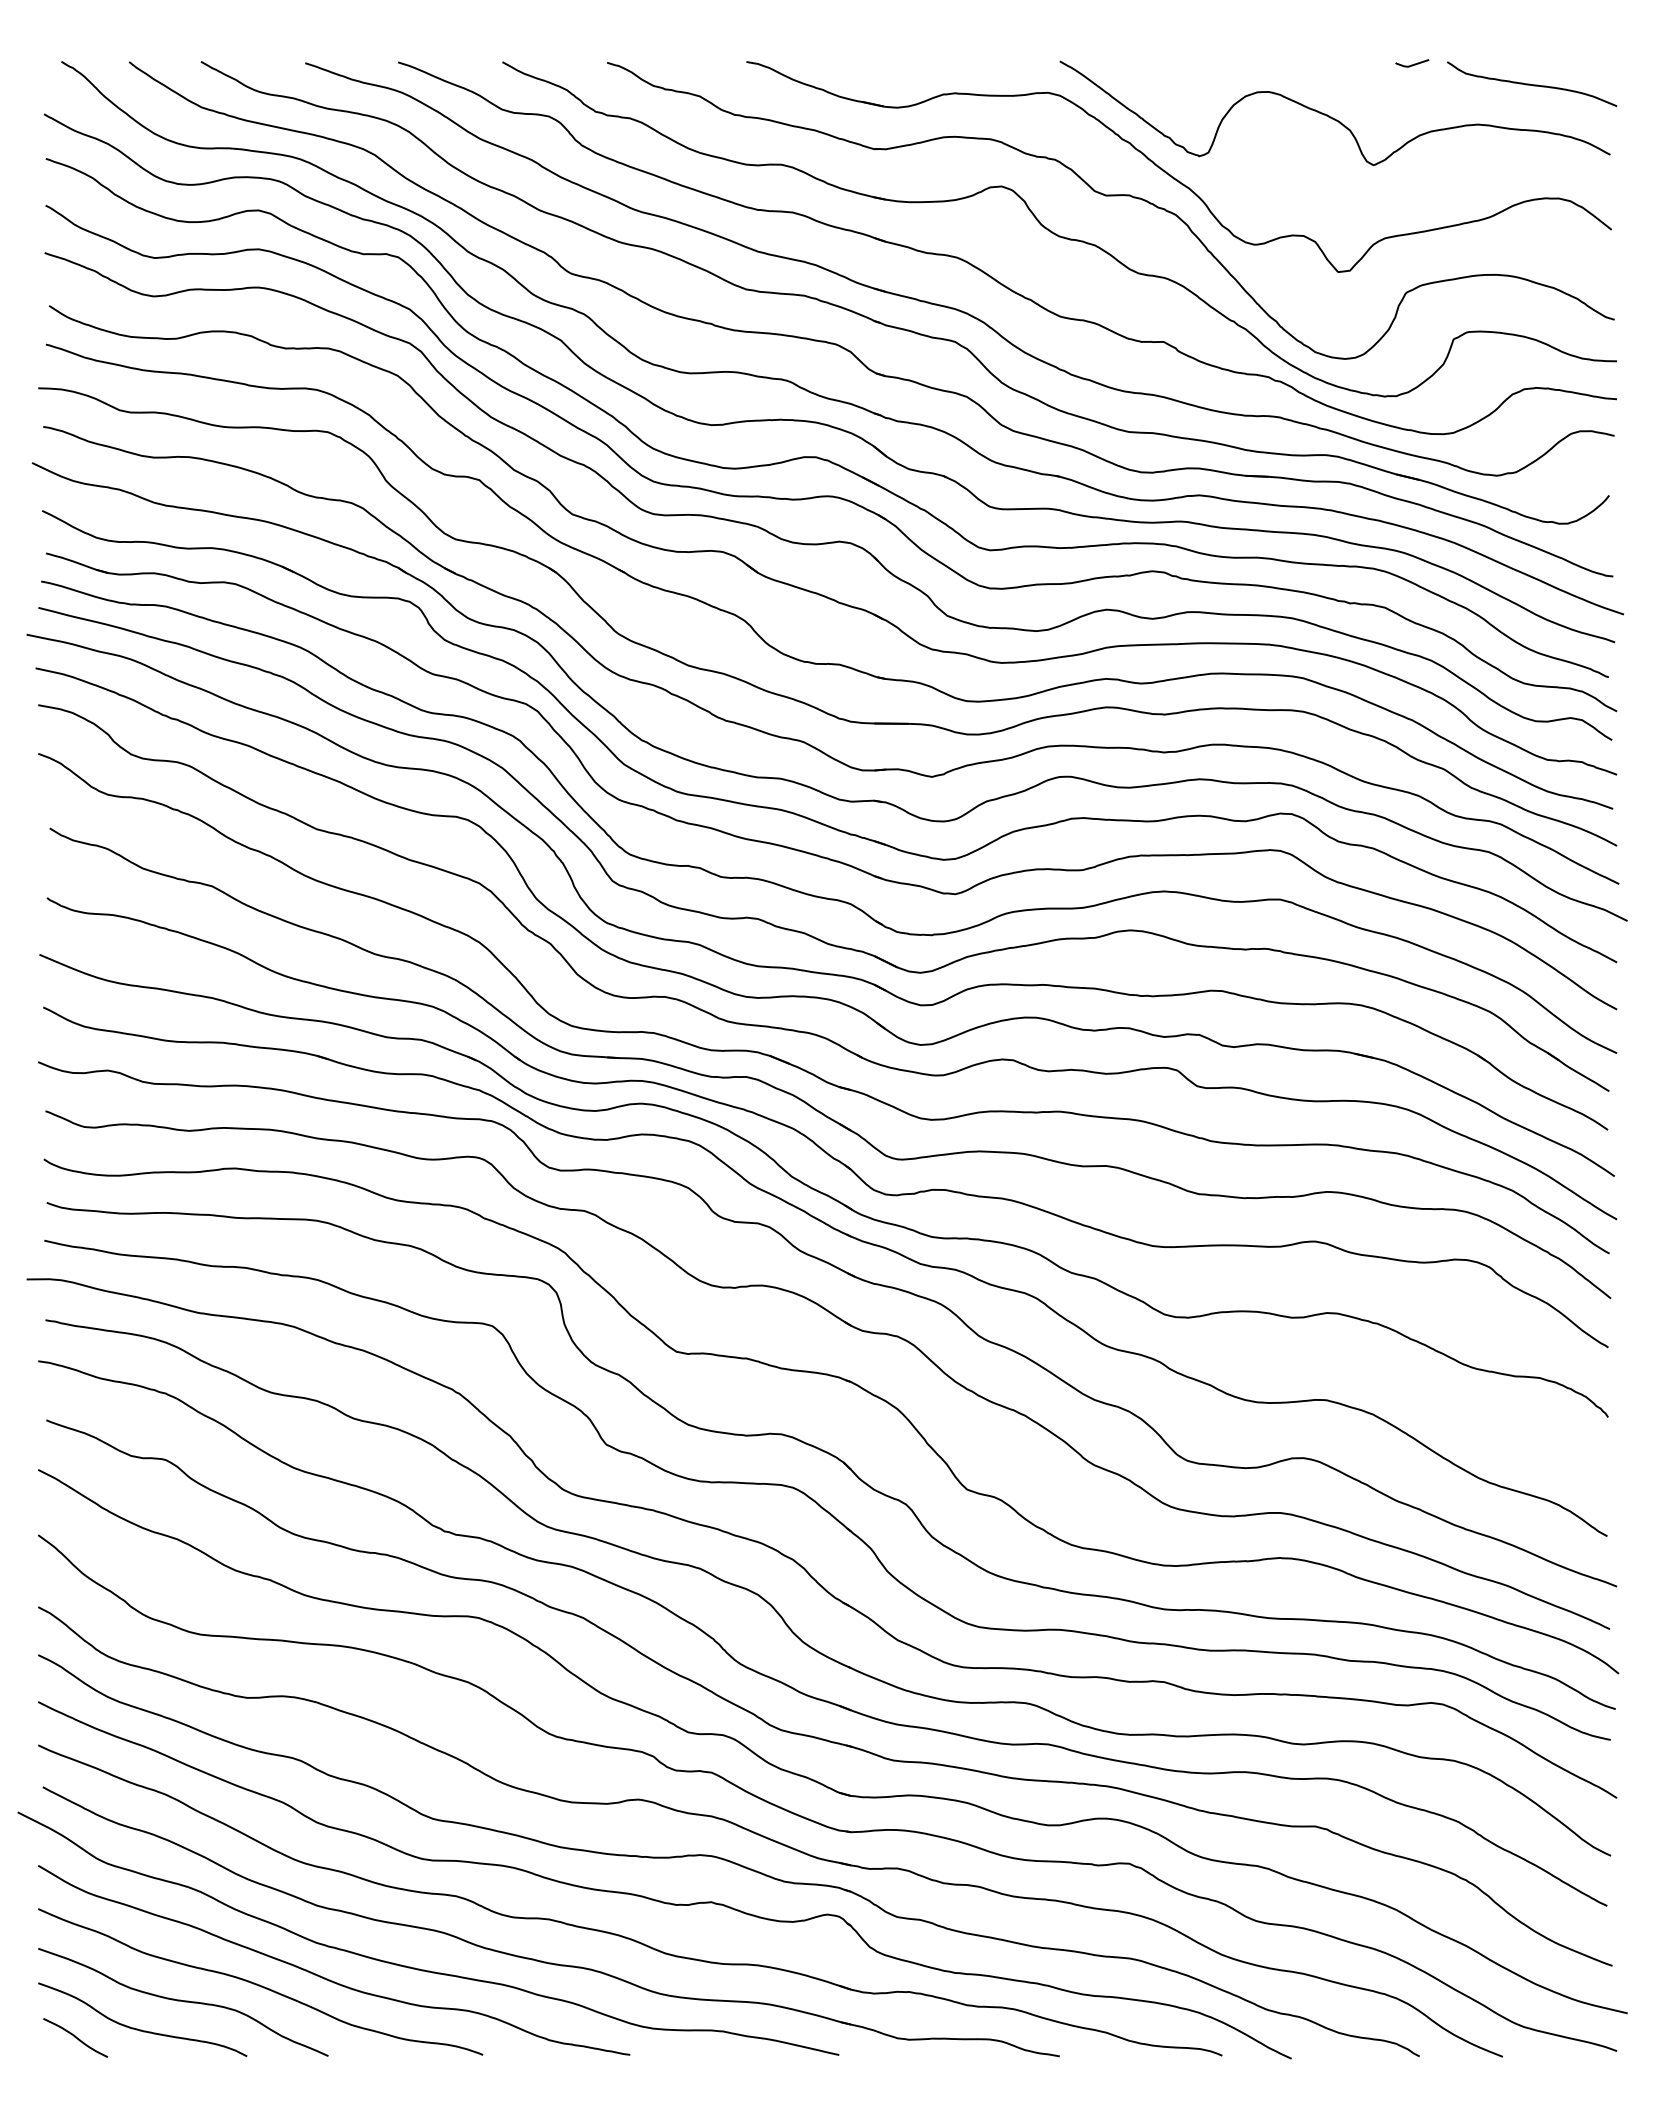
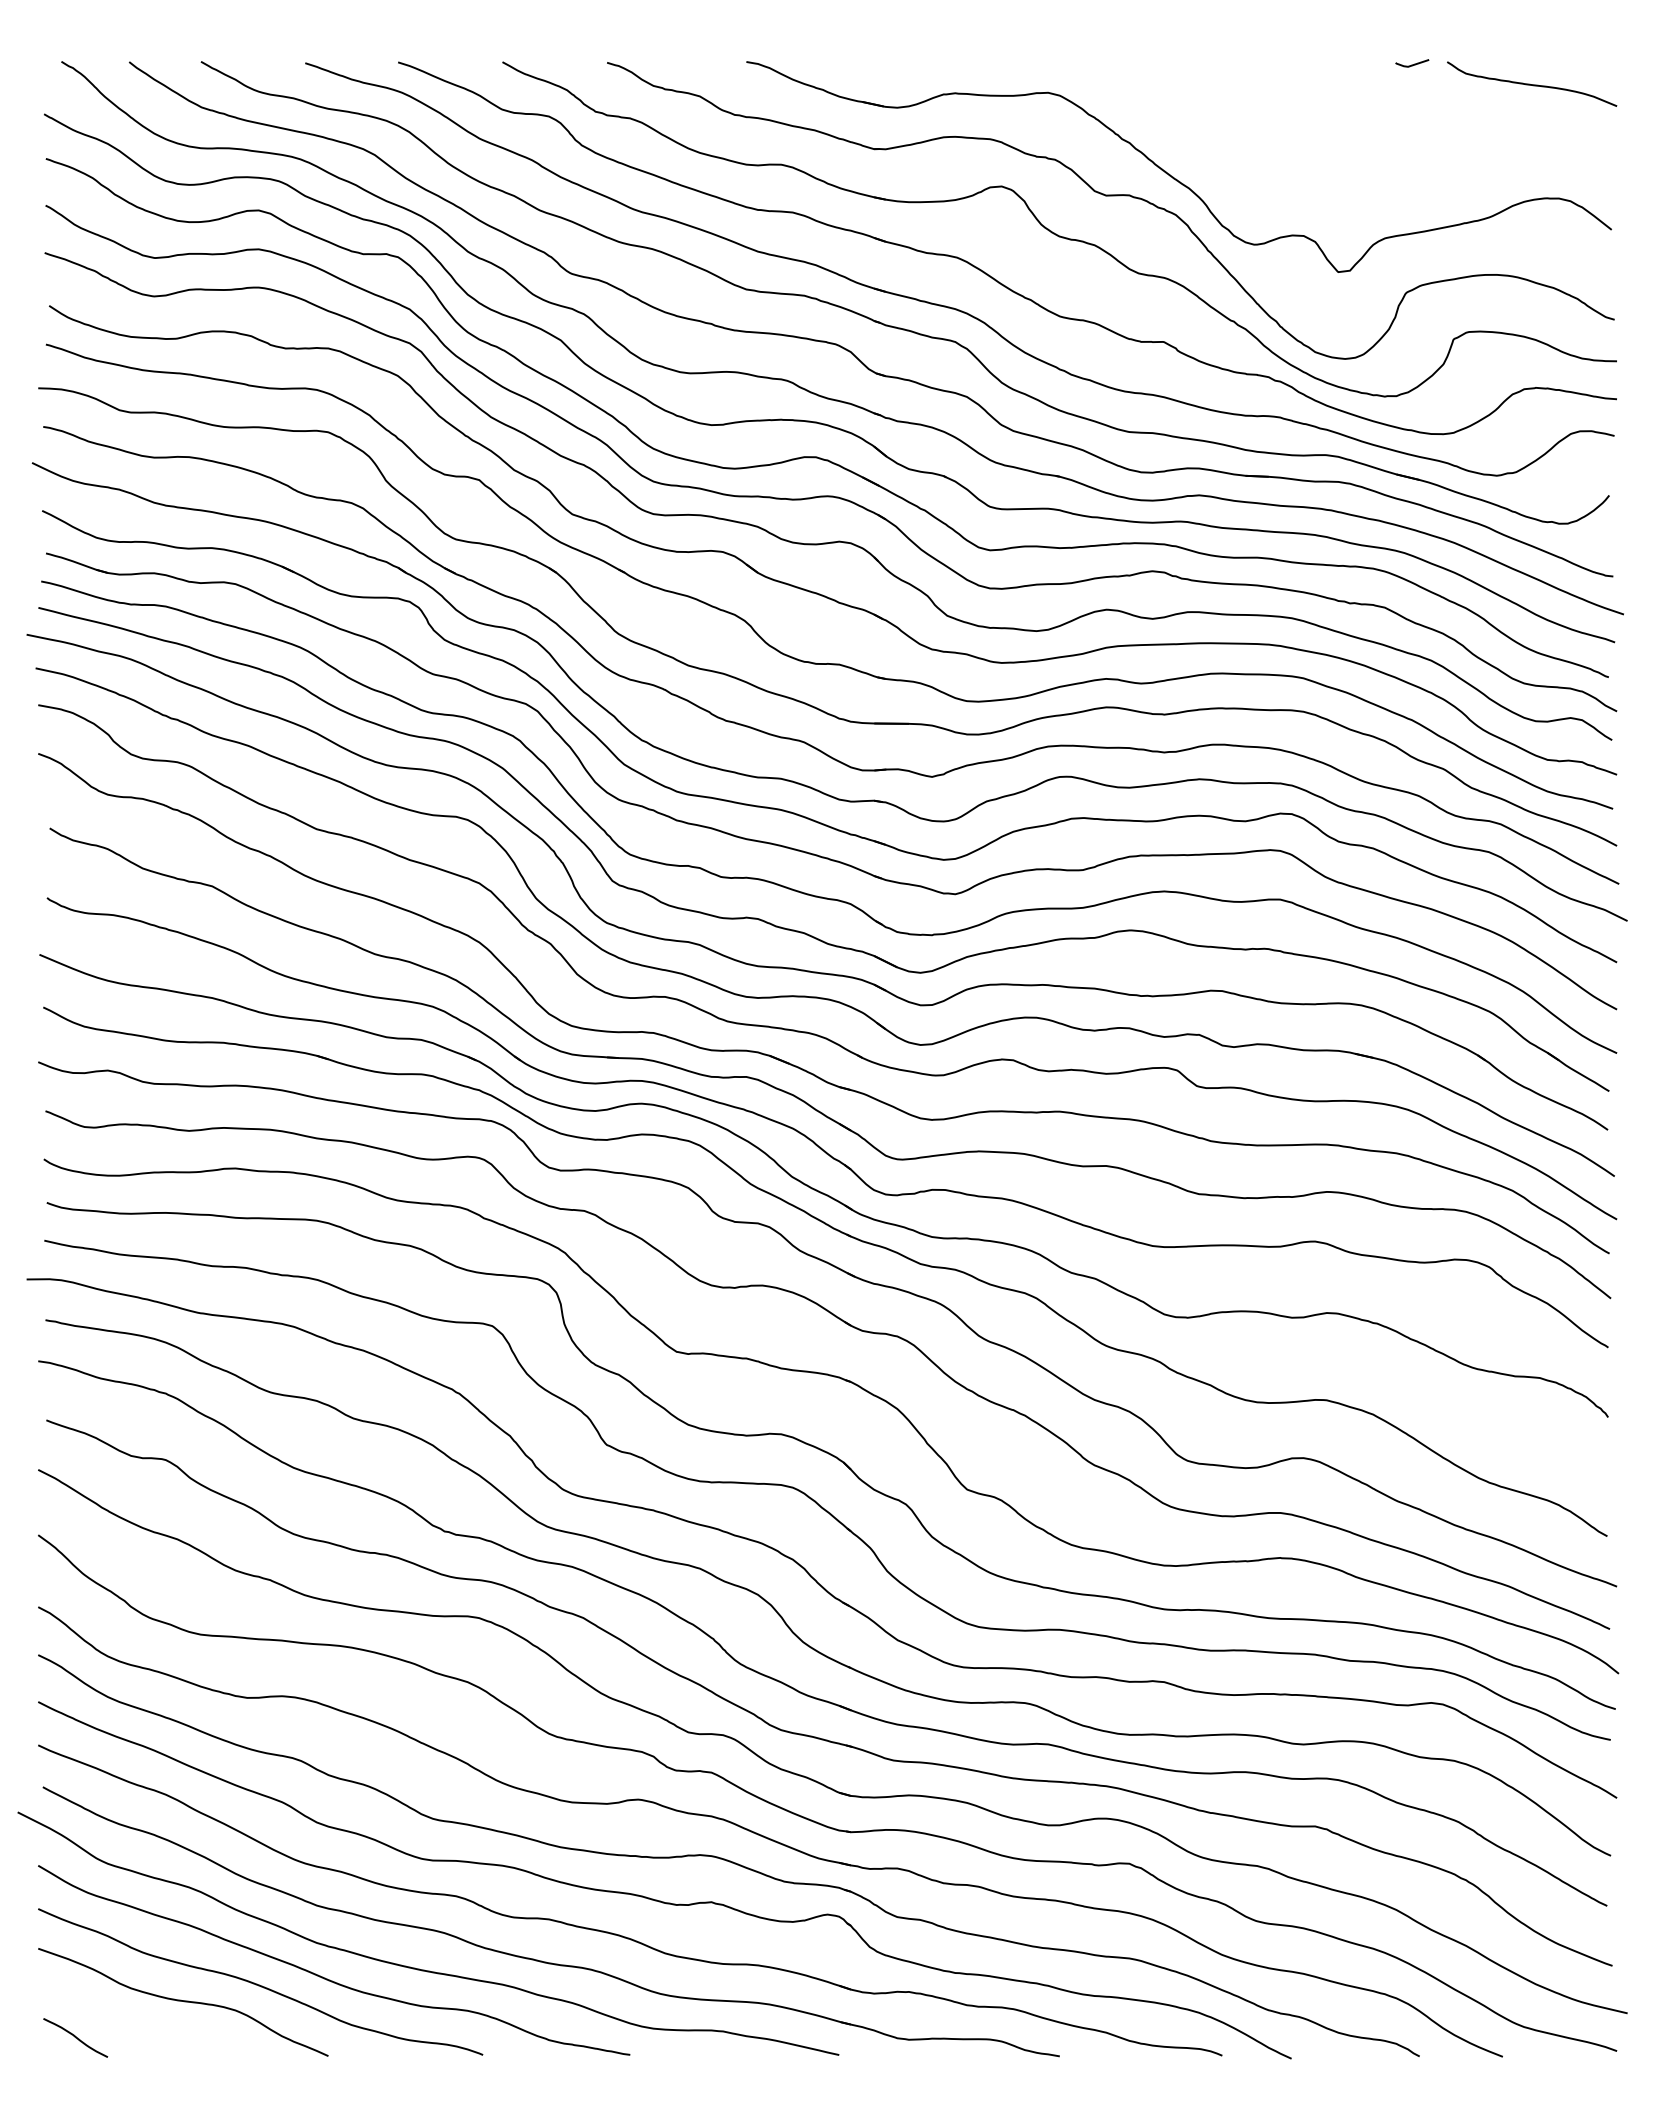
curve: present -> none (1331, 116)
curve: present -> none (141, 2029)
